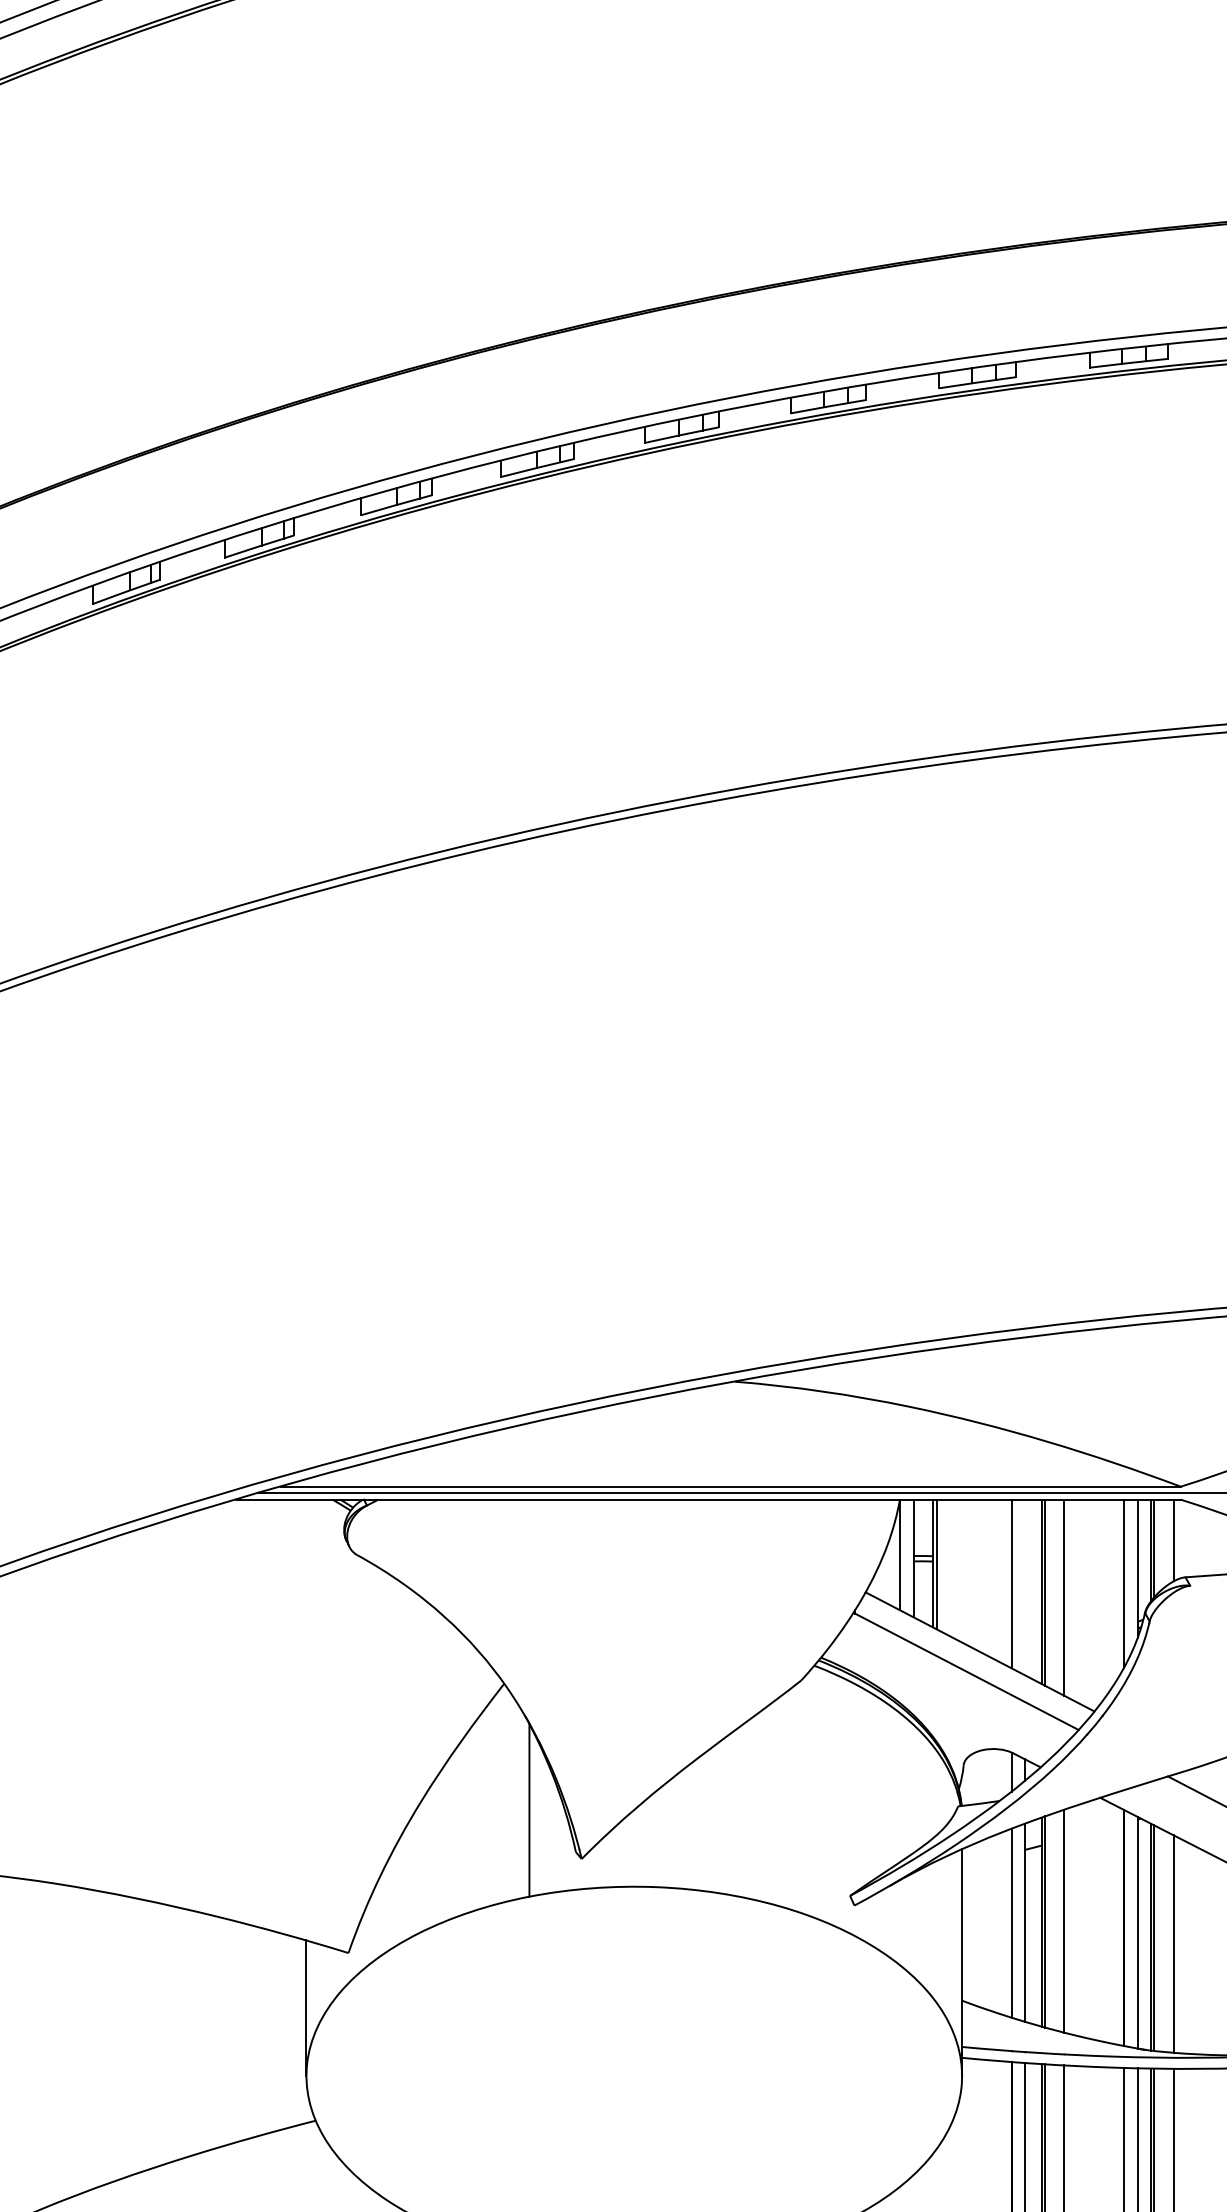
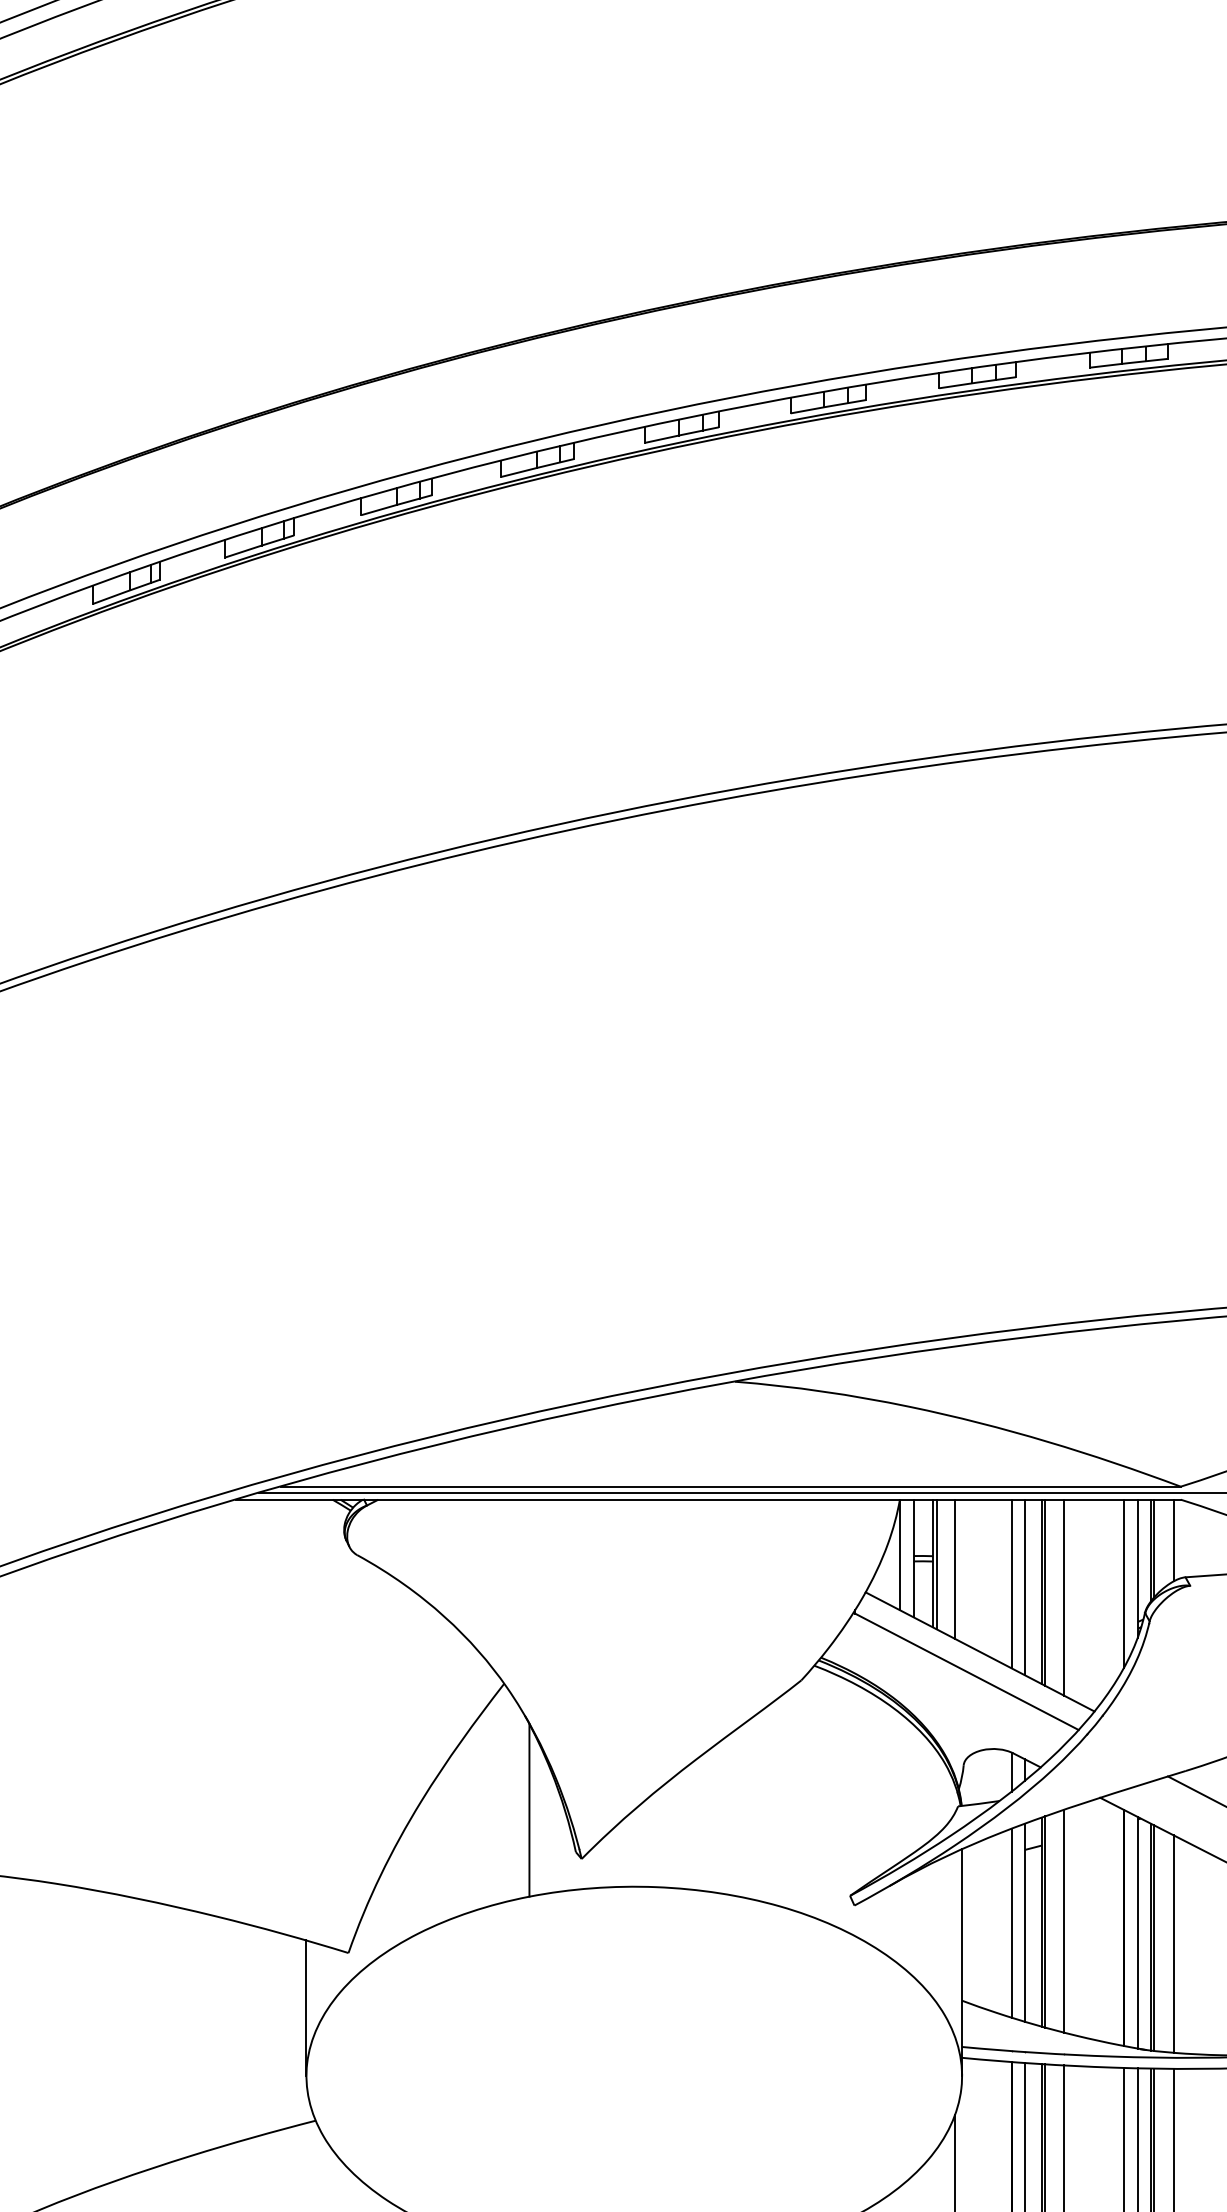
line: none -> present (955, 1568)
line: none -> present (1025, 1587)
line: none -> present (955, 2161)
